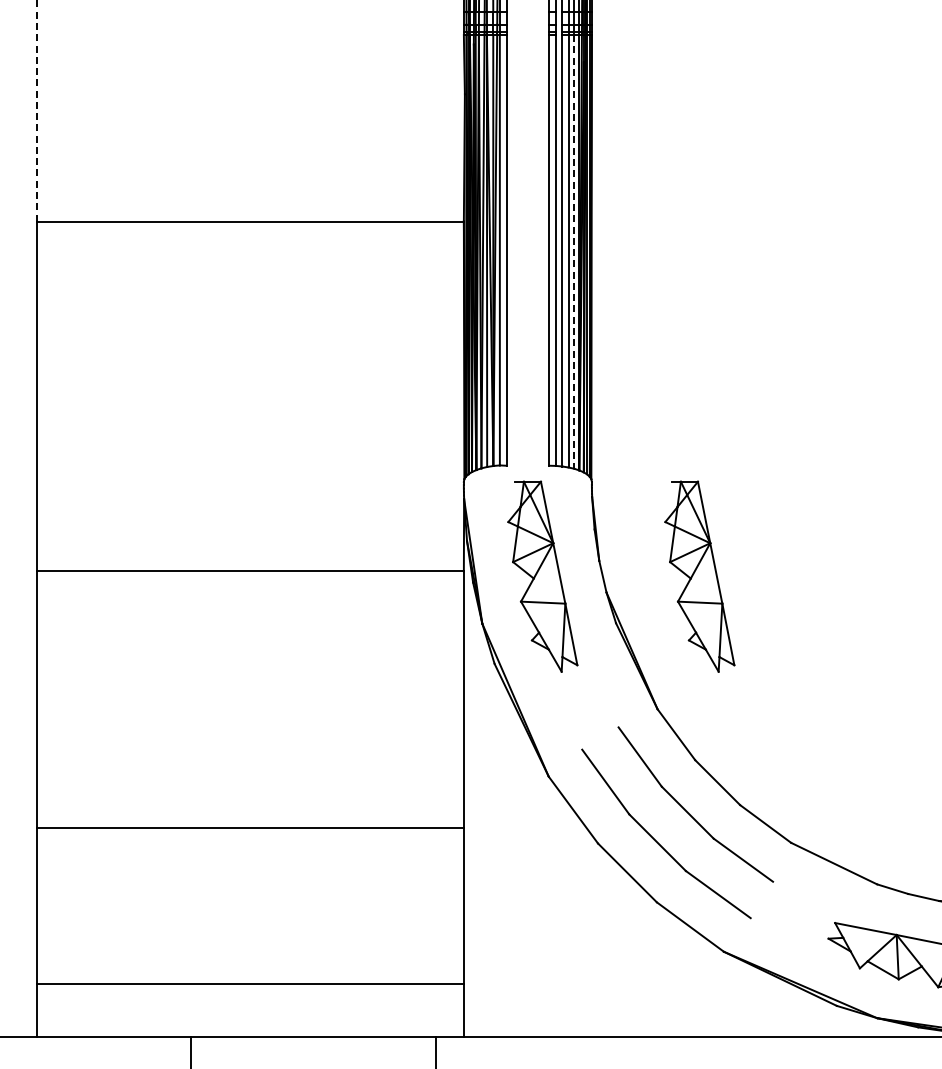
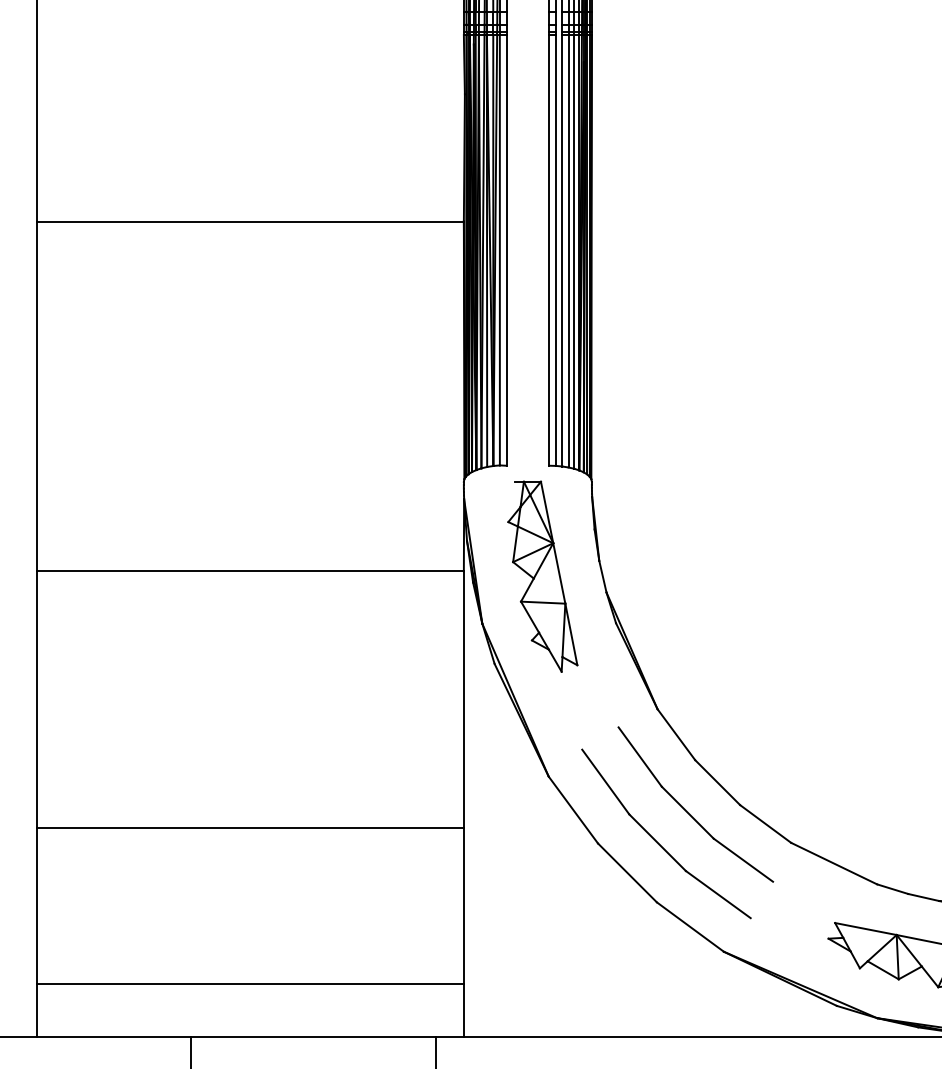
line: dashed -> solid (37, 110)
line: dashed -> solid (574, 251)
part: present -> none (699, 576)
